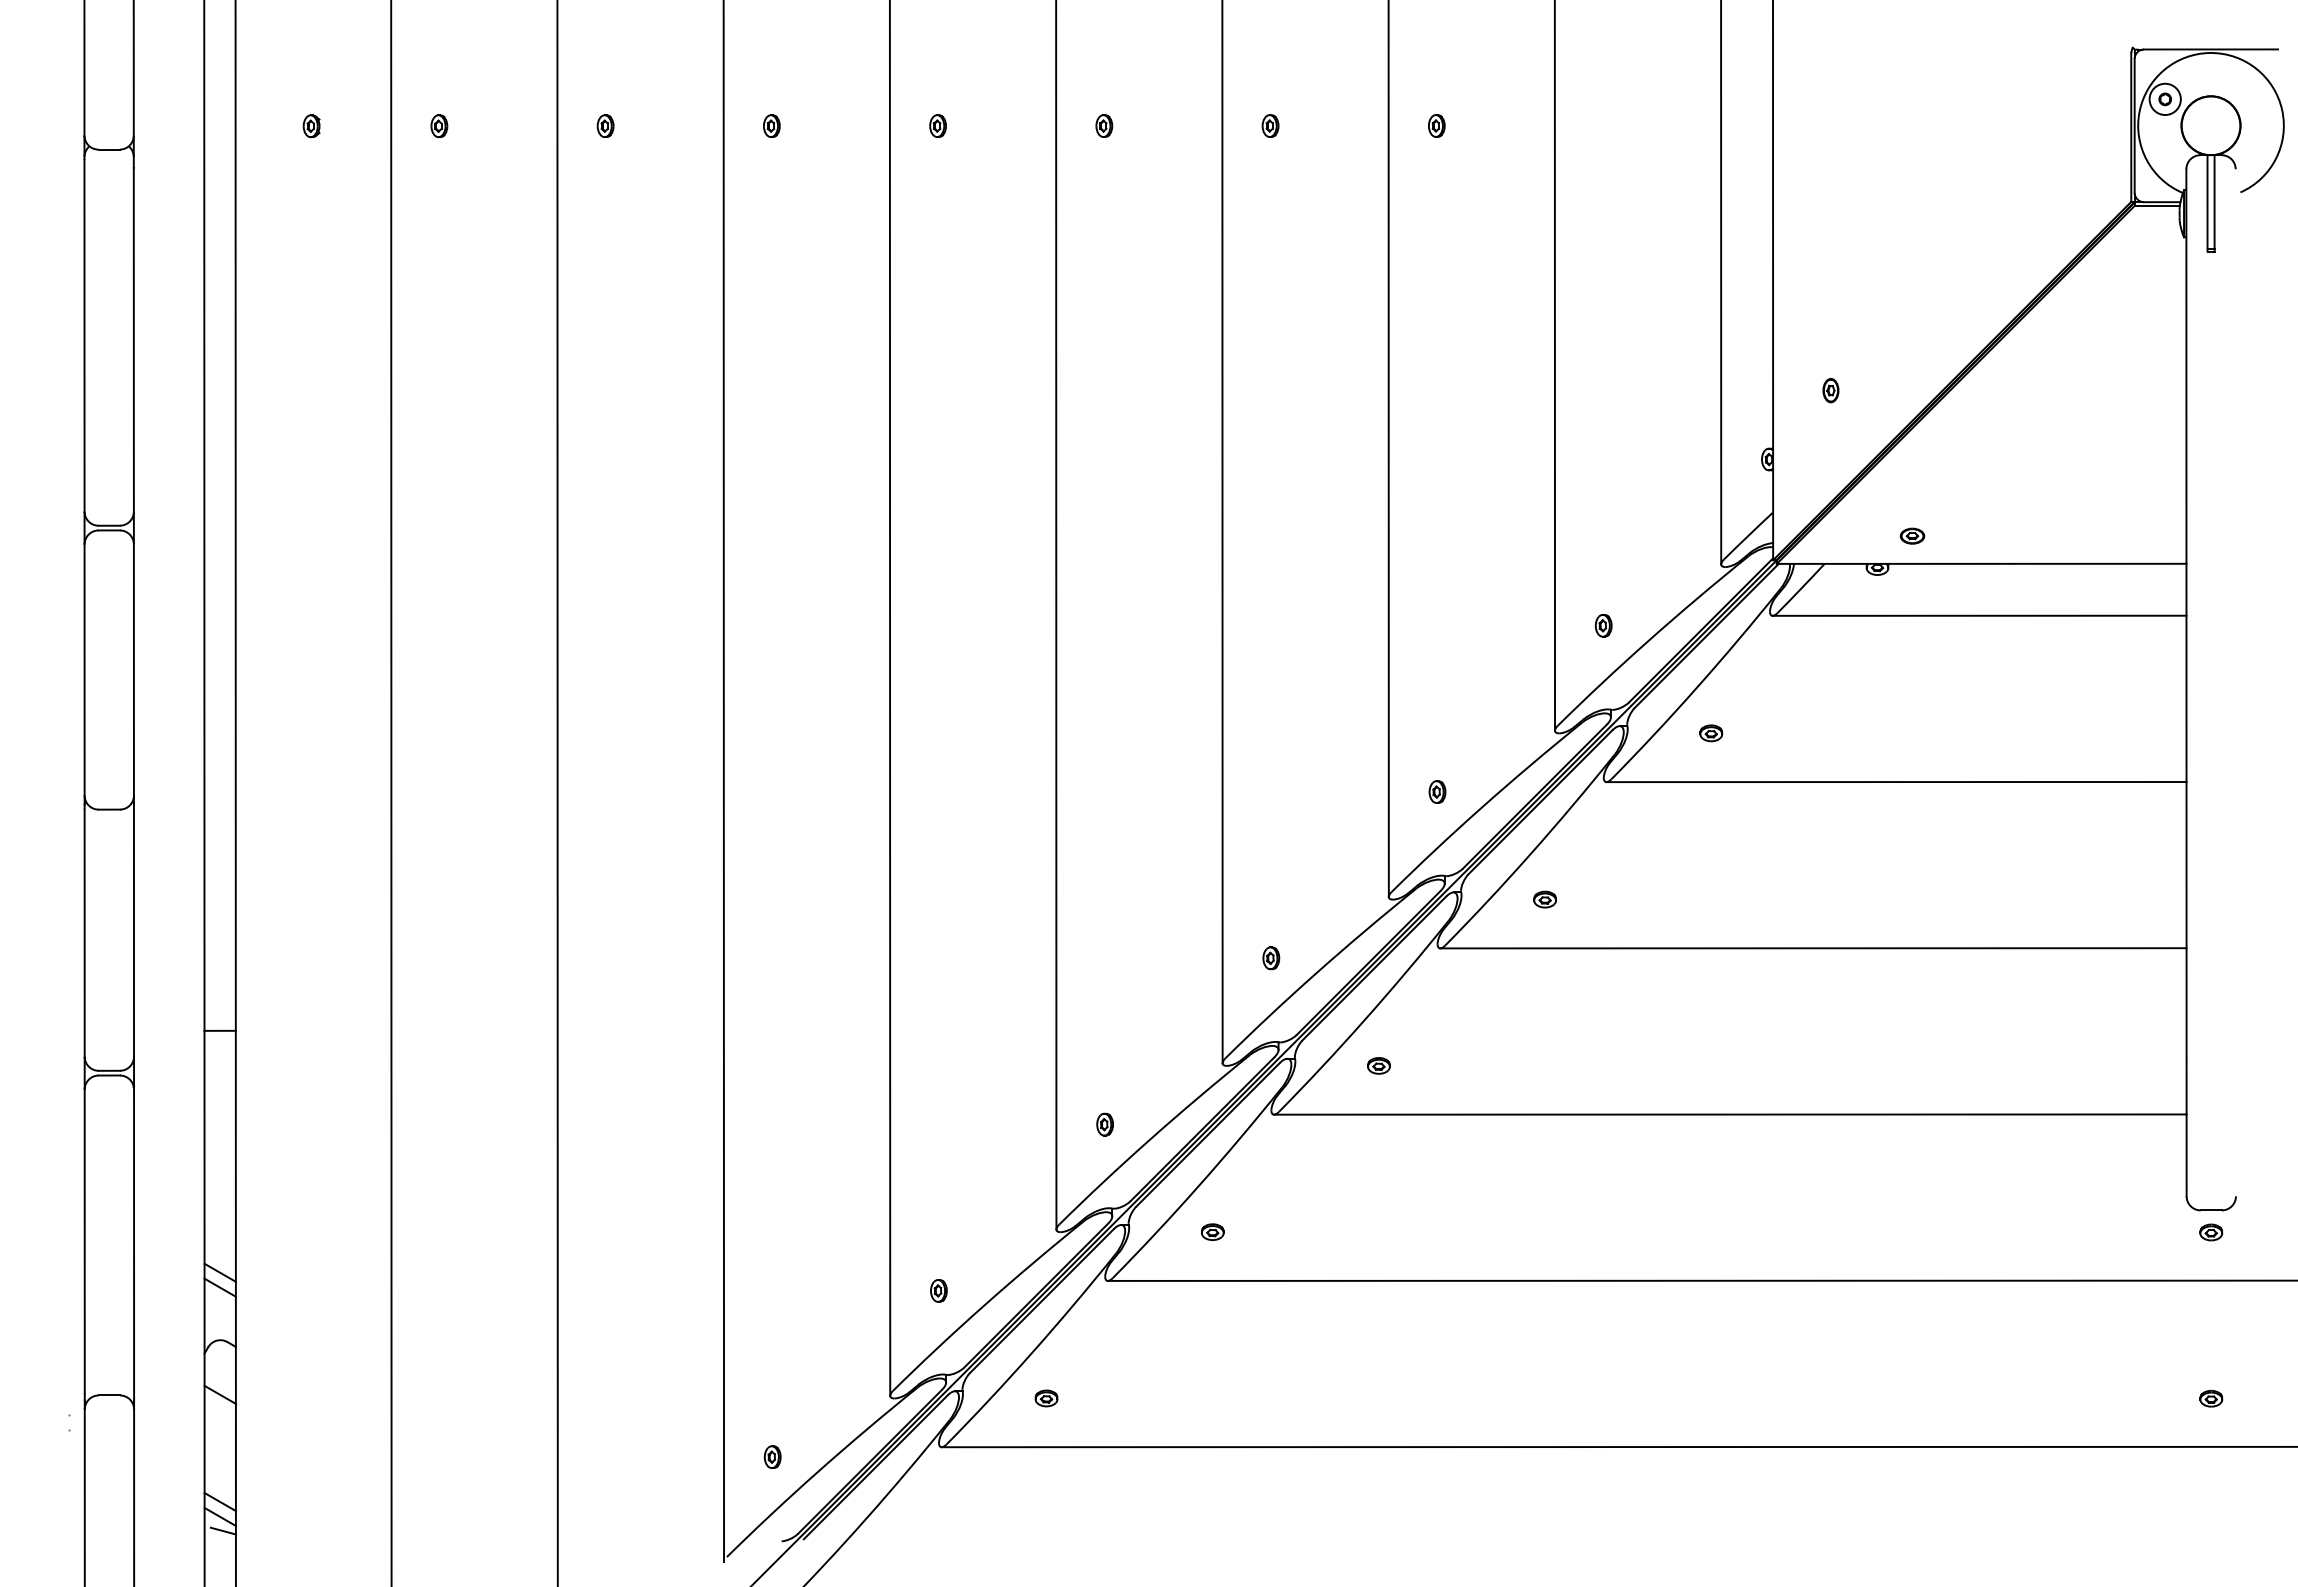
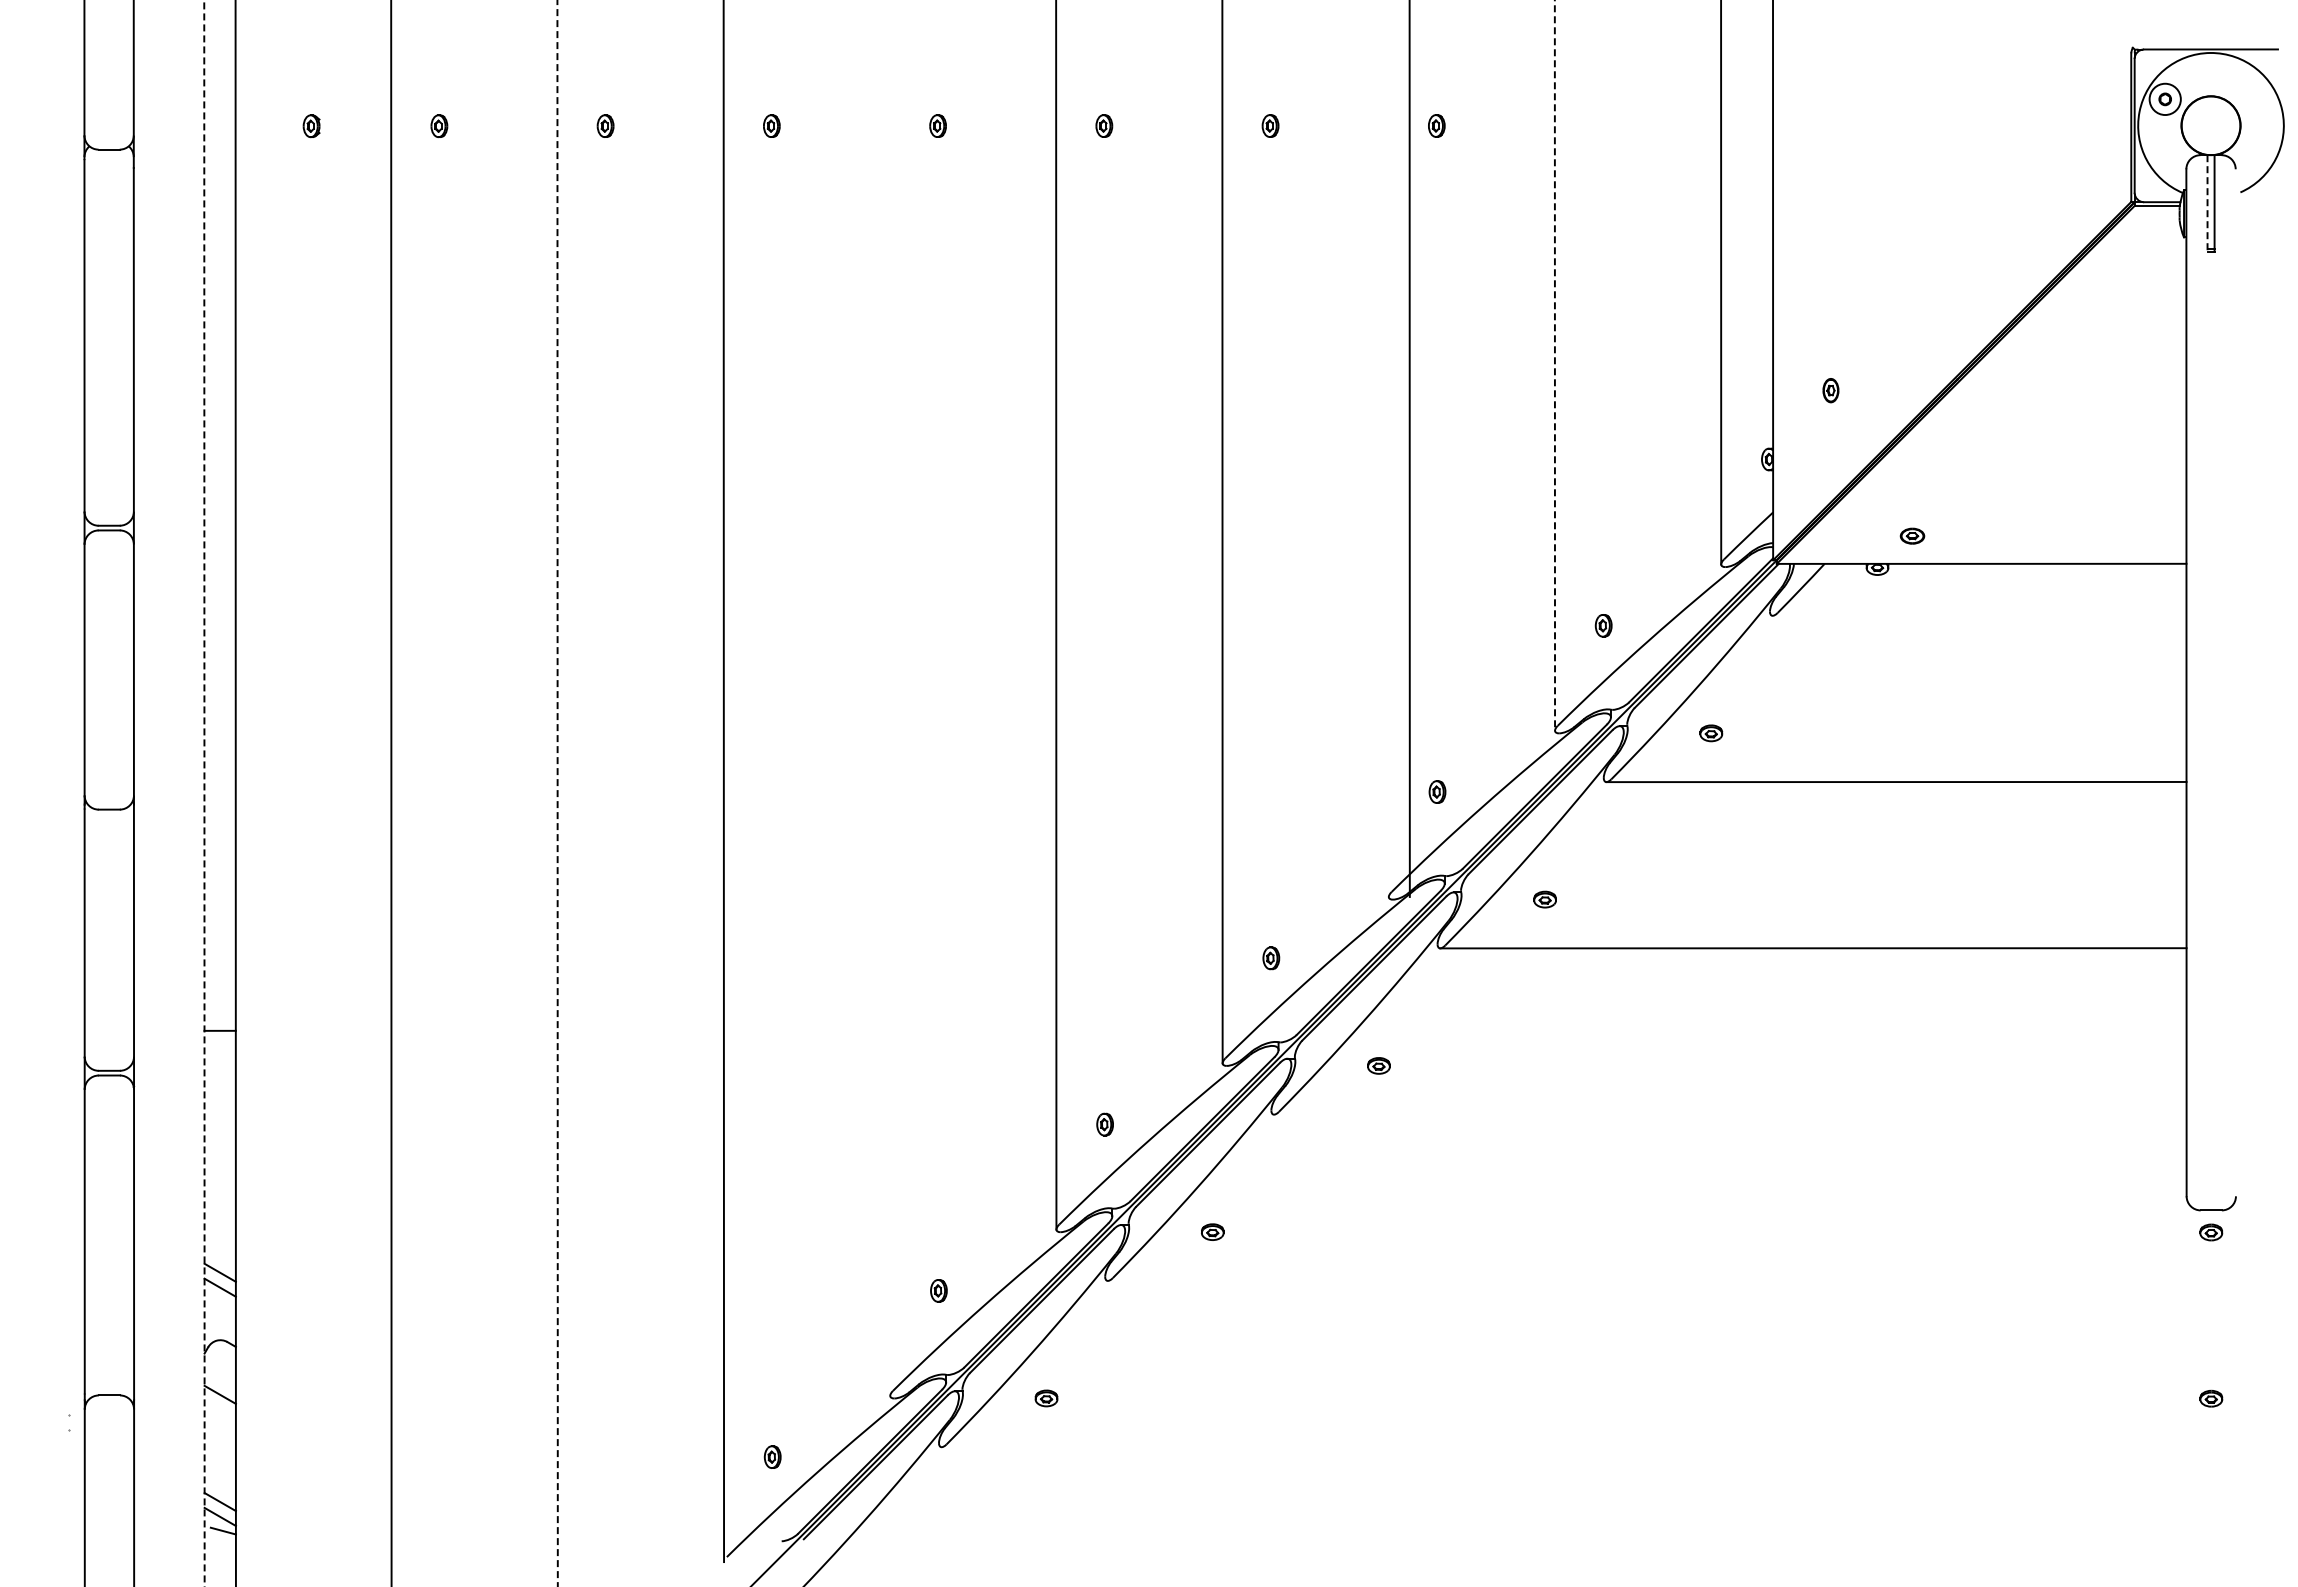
line: solid -> dashed (2207, 203)
line: solid -> dashed (1554, 365)
line position: (1388, 449) -> (1409, 449) (1409, 449)
line: present -> none (1979, 615)
line: present -> none (889, 698)
line: solid -> dashed (204, 793)
line: solid -> dashed (557, 793)
line: present -> none (1730, 1114)
line: present -> none (1700, 1280)
line: present -> none (1617, 1446)
